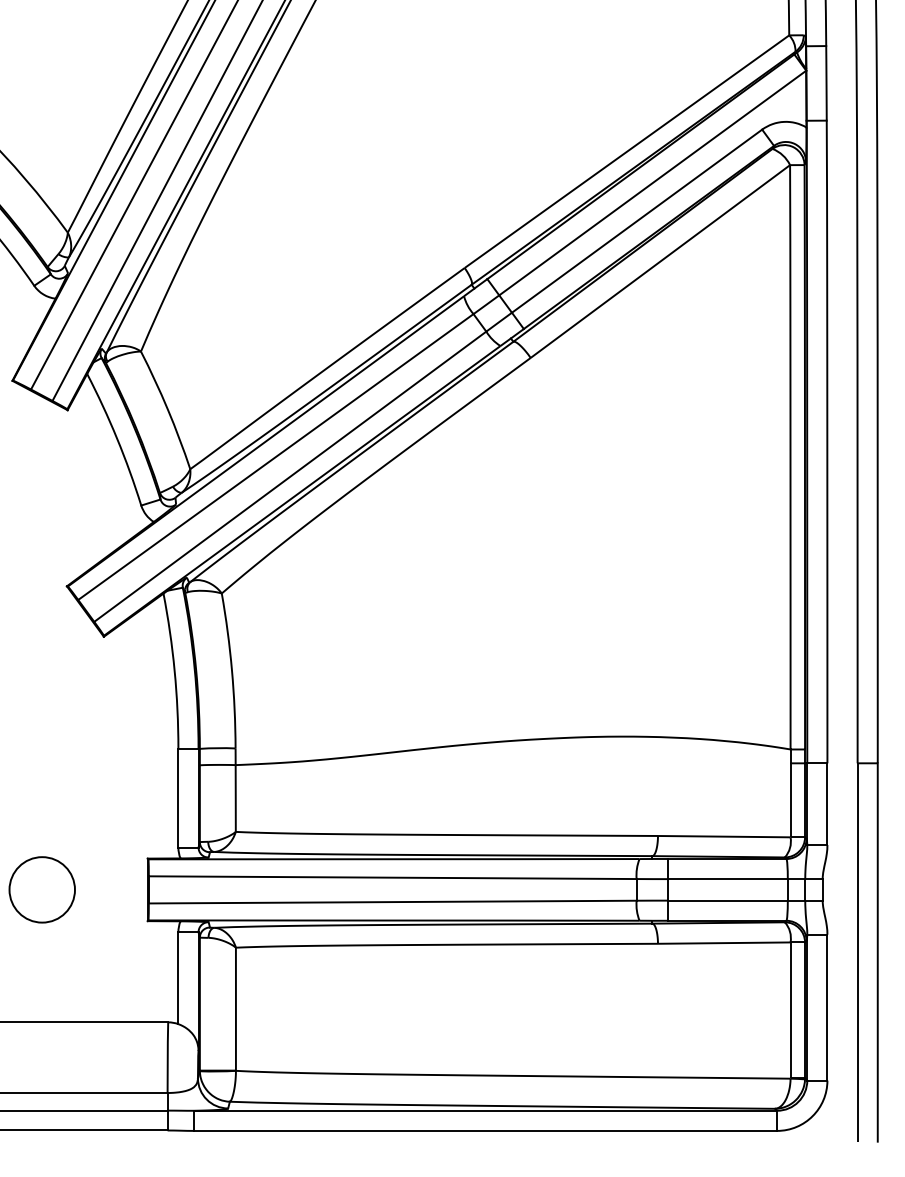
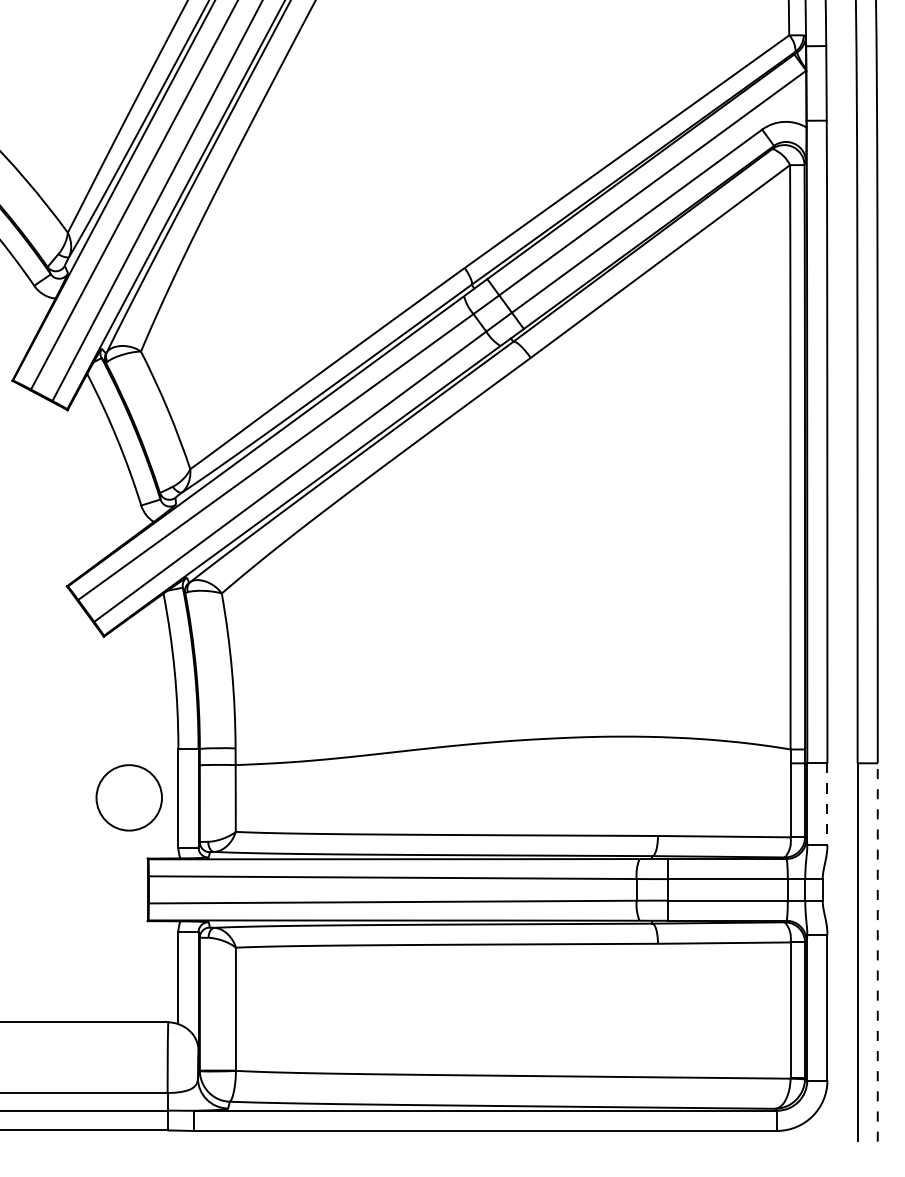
line: solid -> dashed (827, 804)
circle position: (41, 889) -> (128, 797) (128, 797)
line: solid -> dashed (877, 952)
